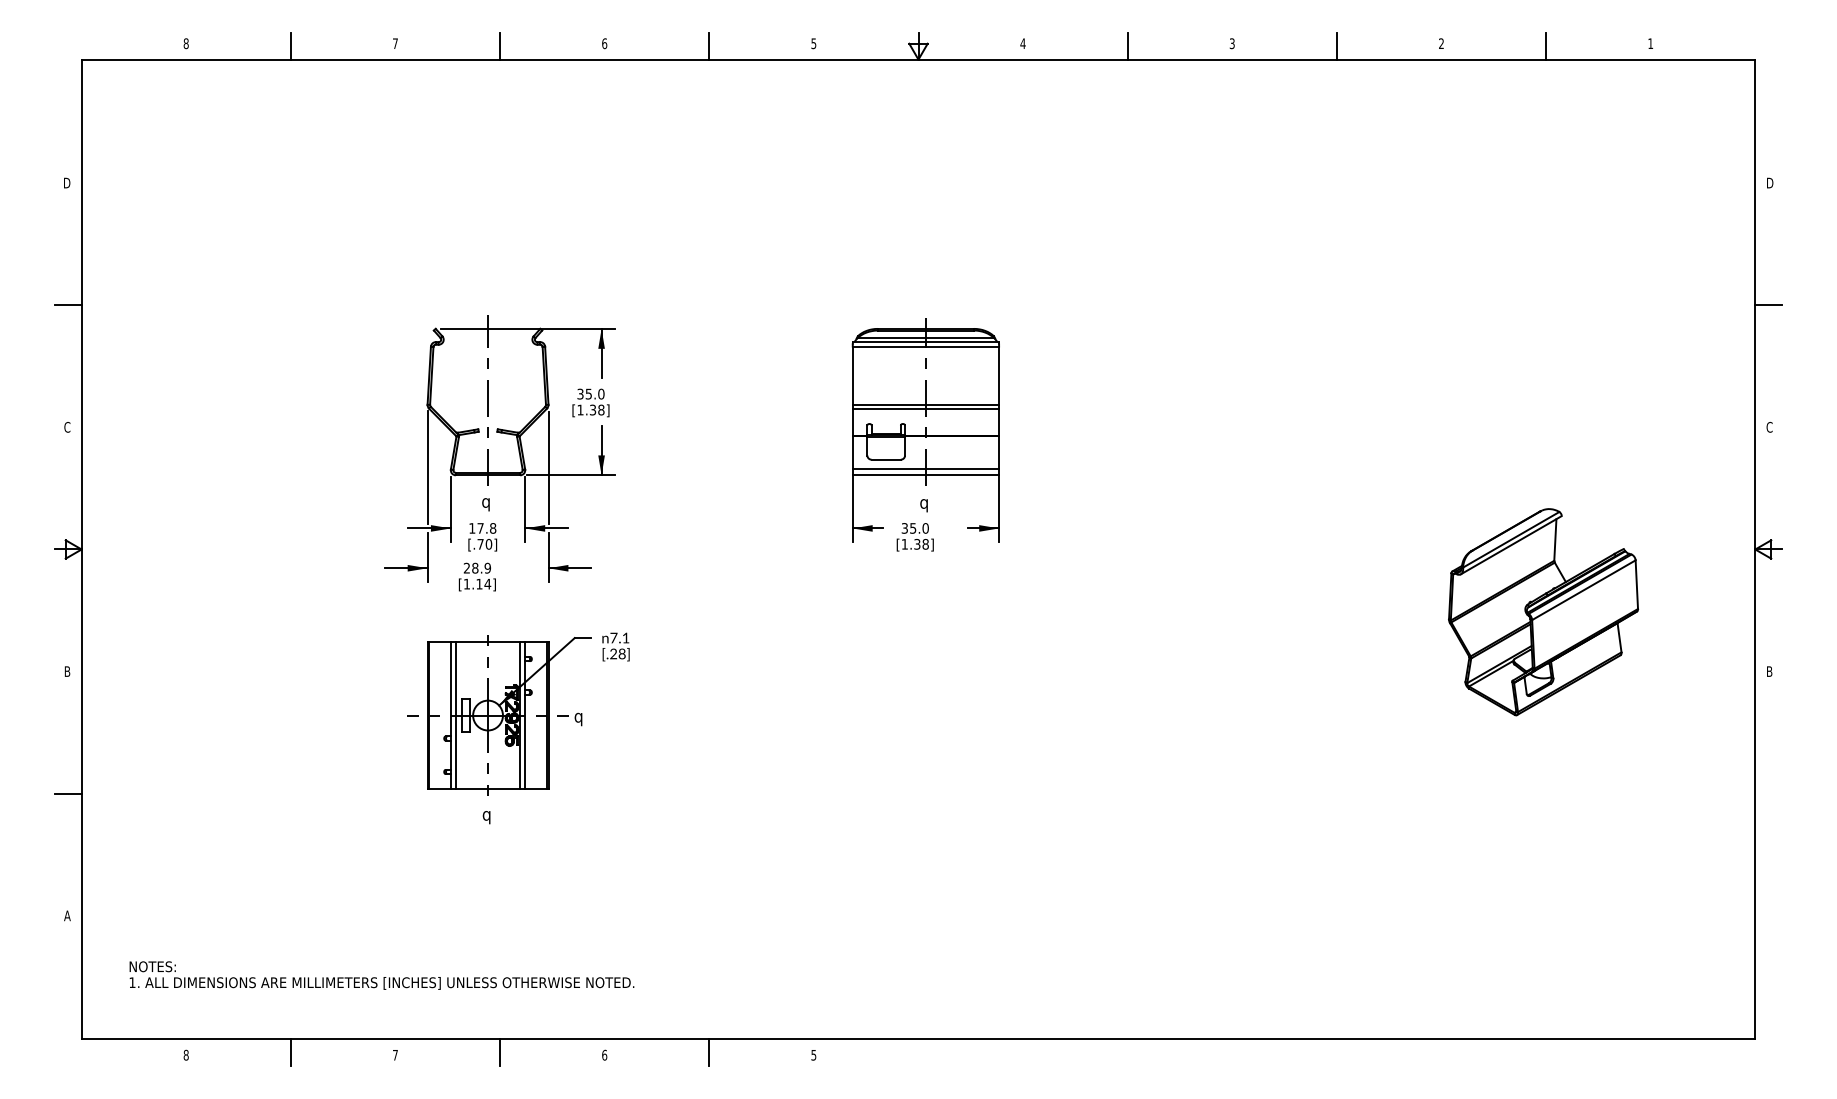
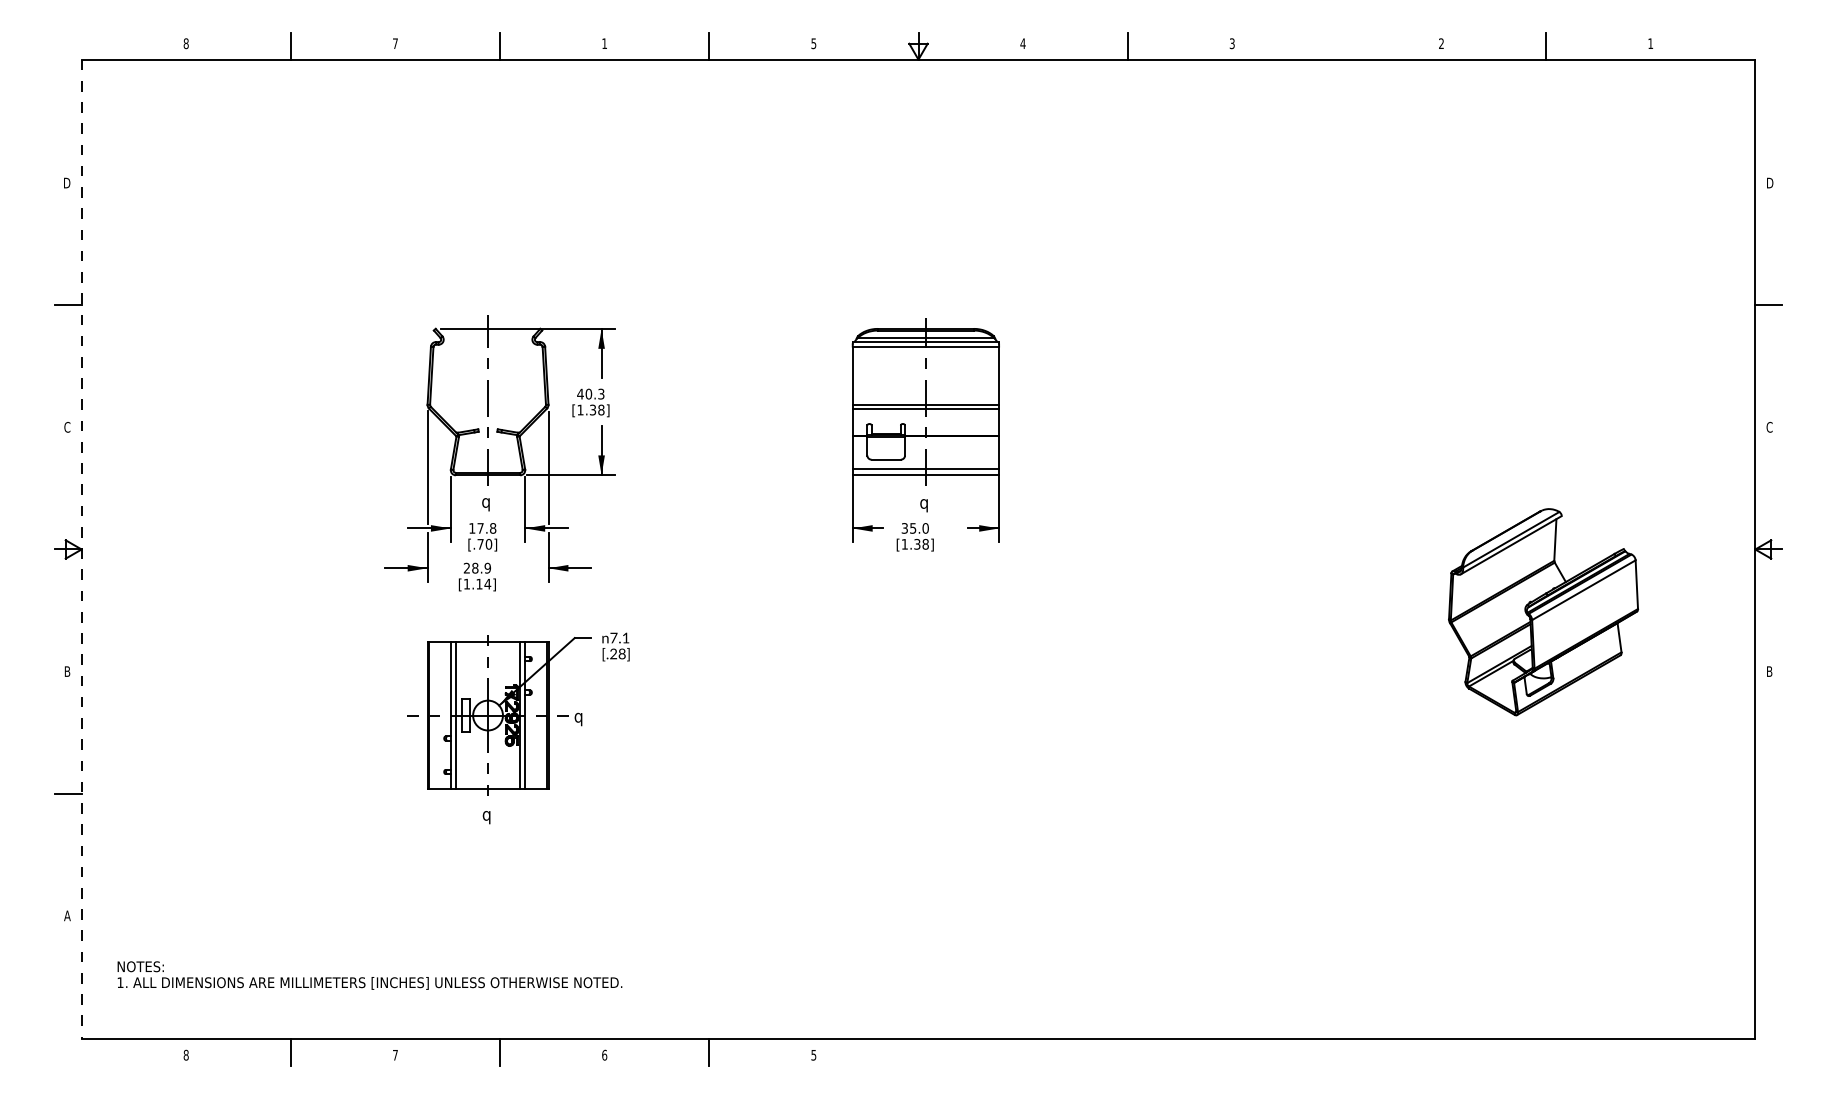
text: 6 -> 1 (604, 43)
line: present -> none (1336, 46)
text: 35.0 -> 40.3 (590, 393)
line: solid -> dashed (81, 549)
text position: (381, 975) -> (369, 975) (369, 975)
